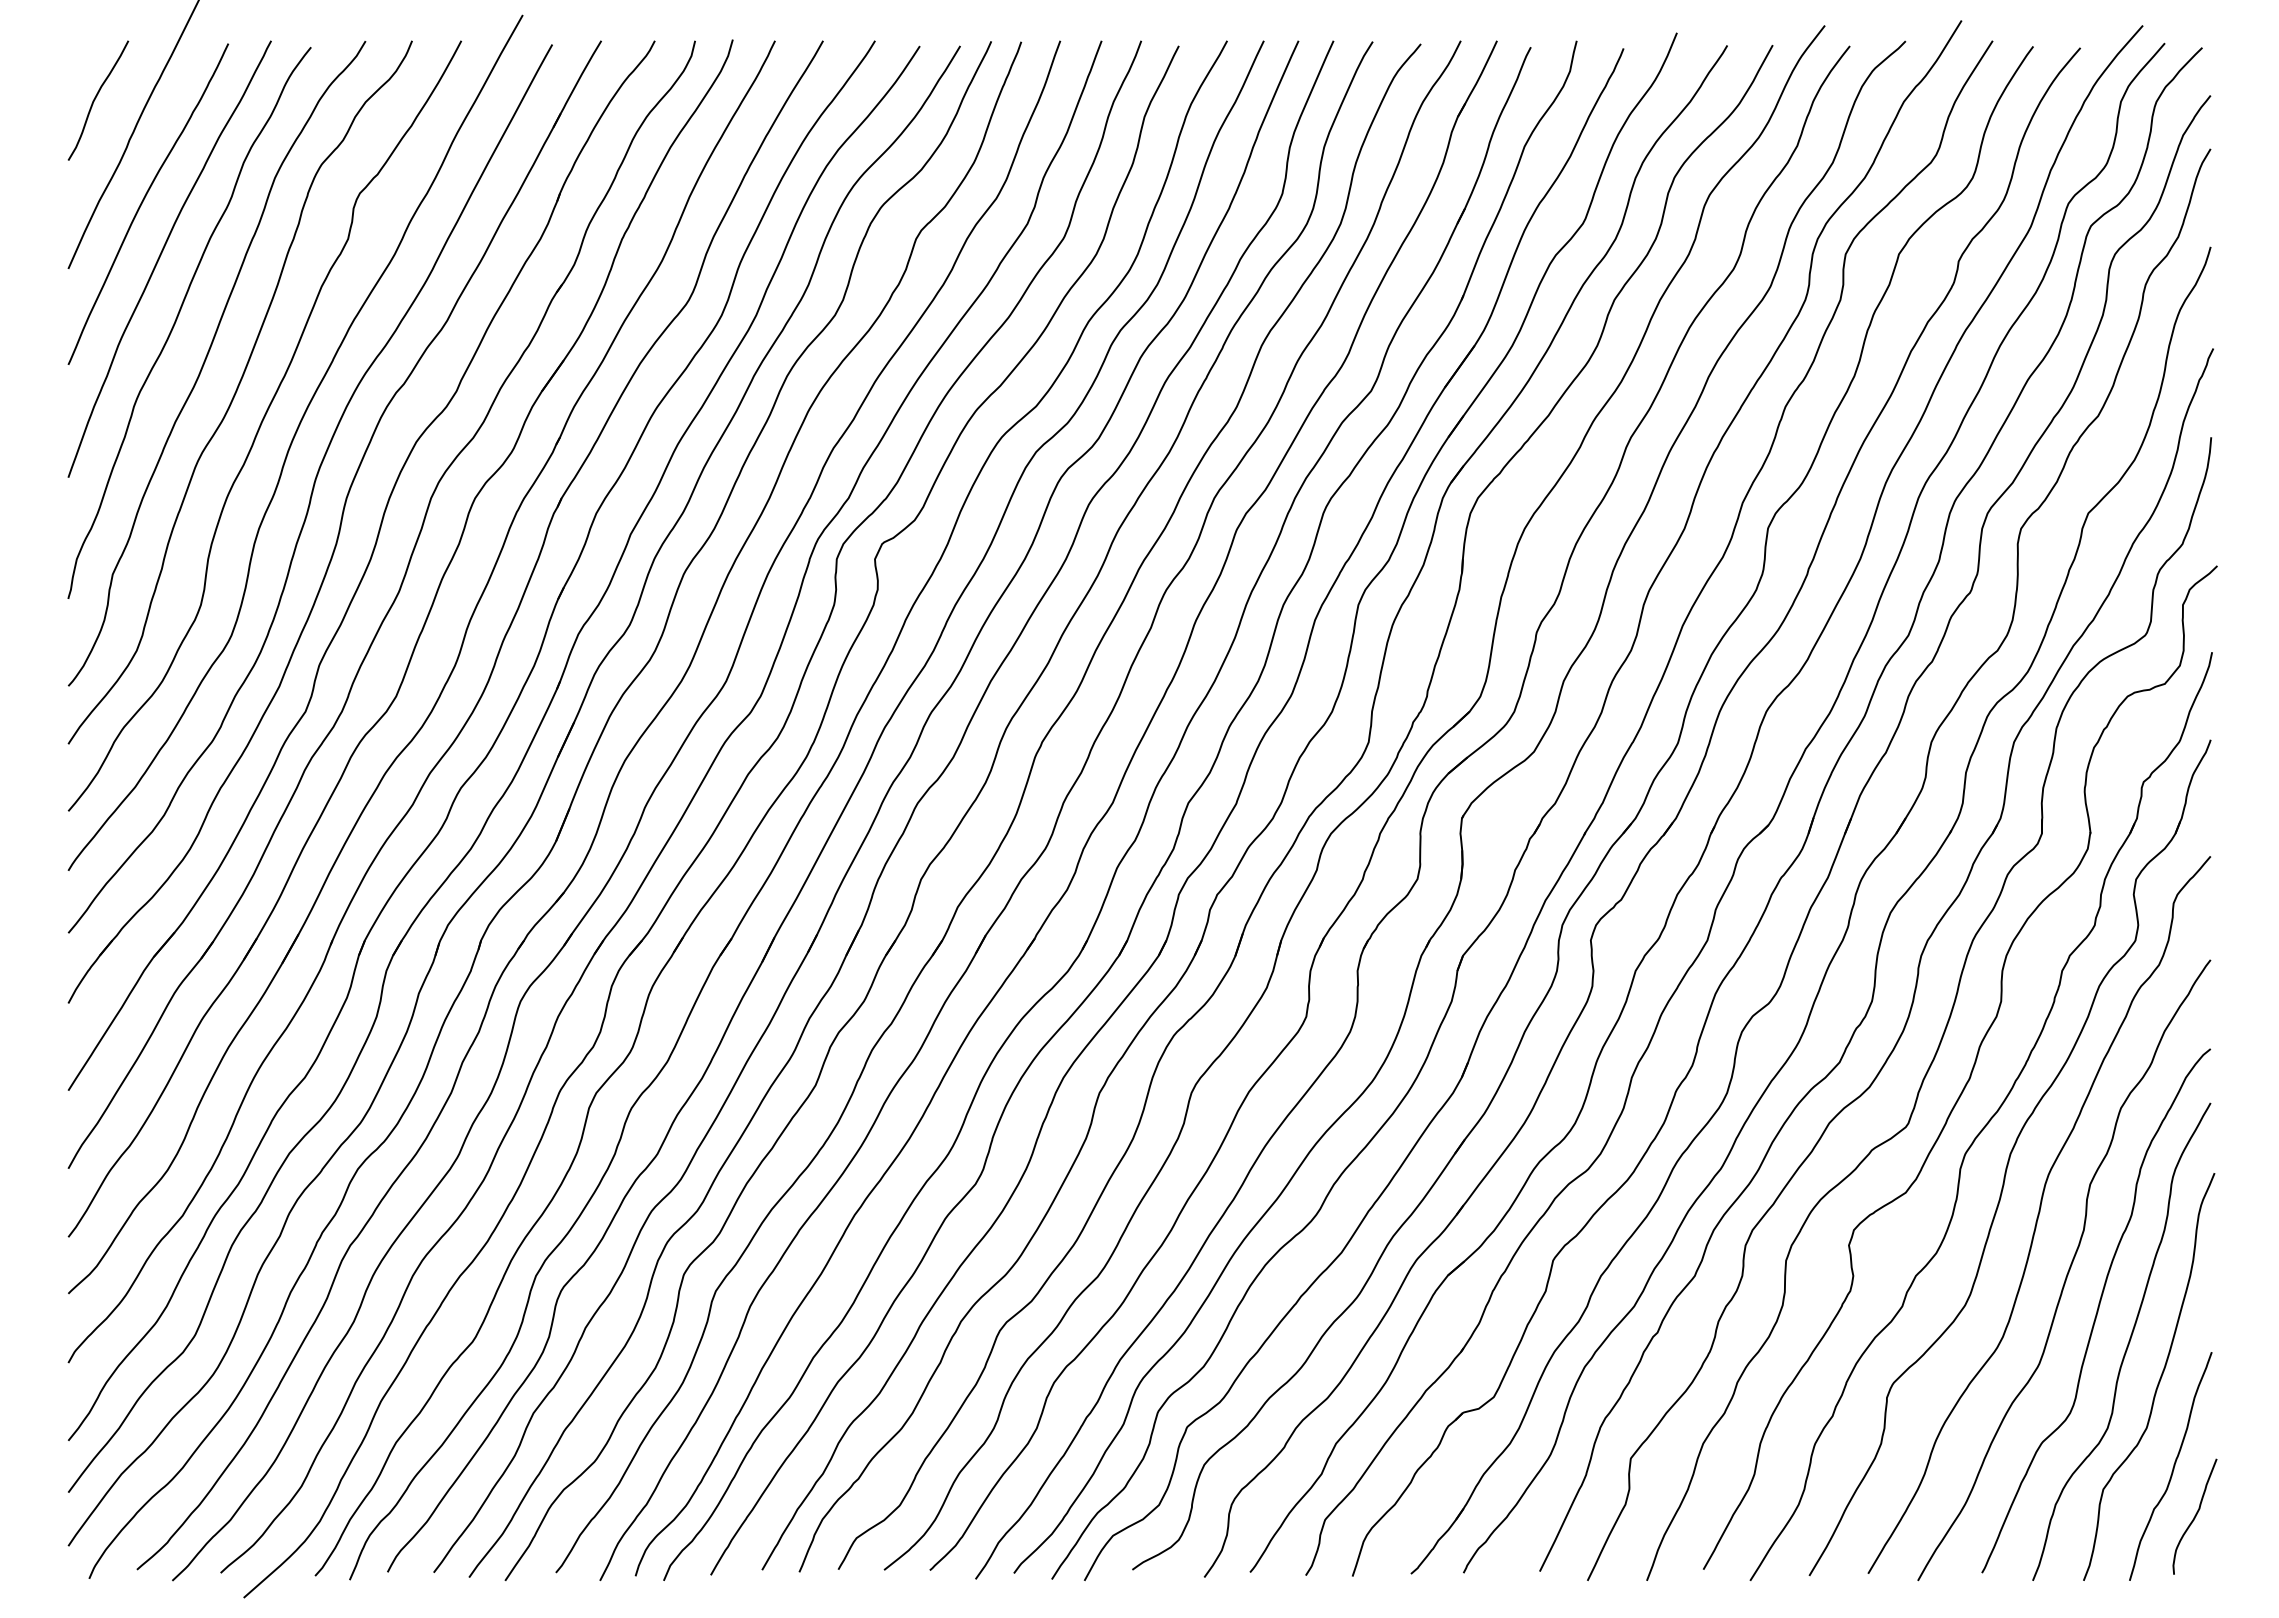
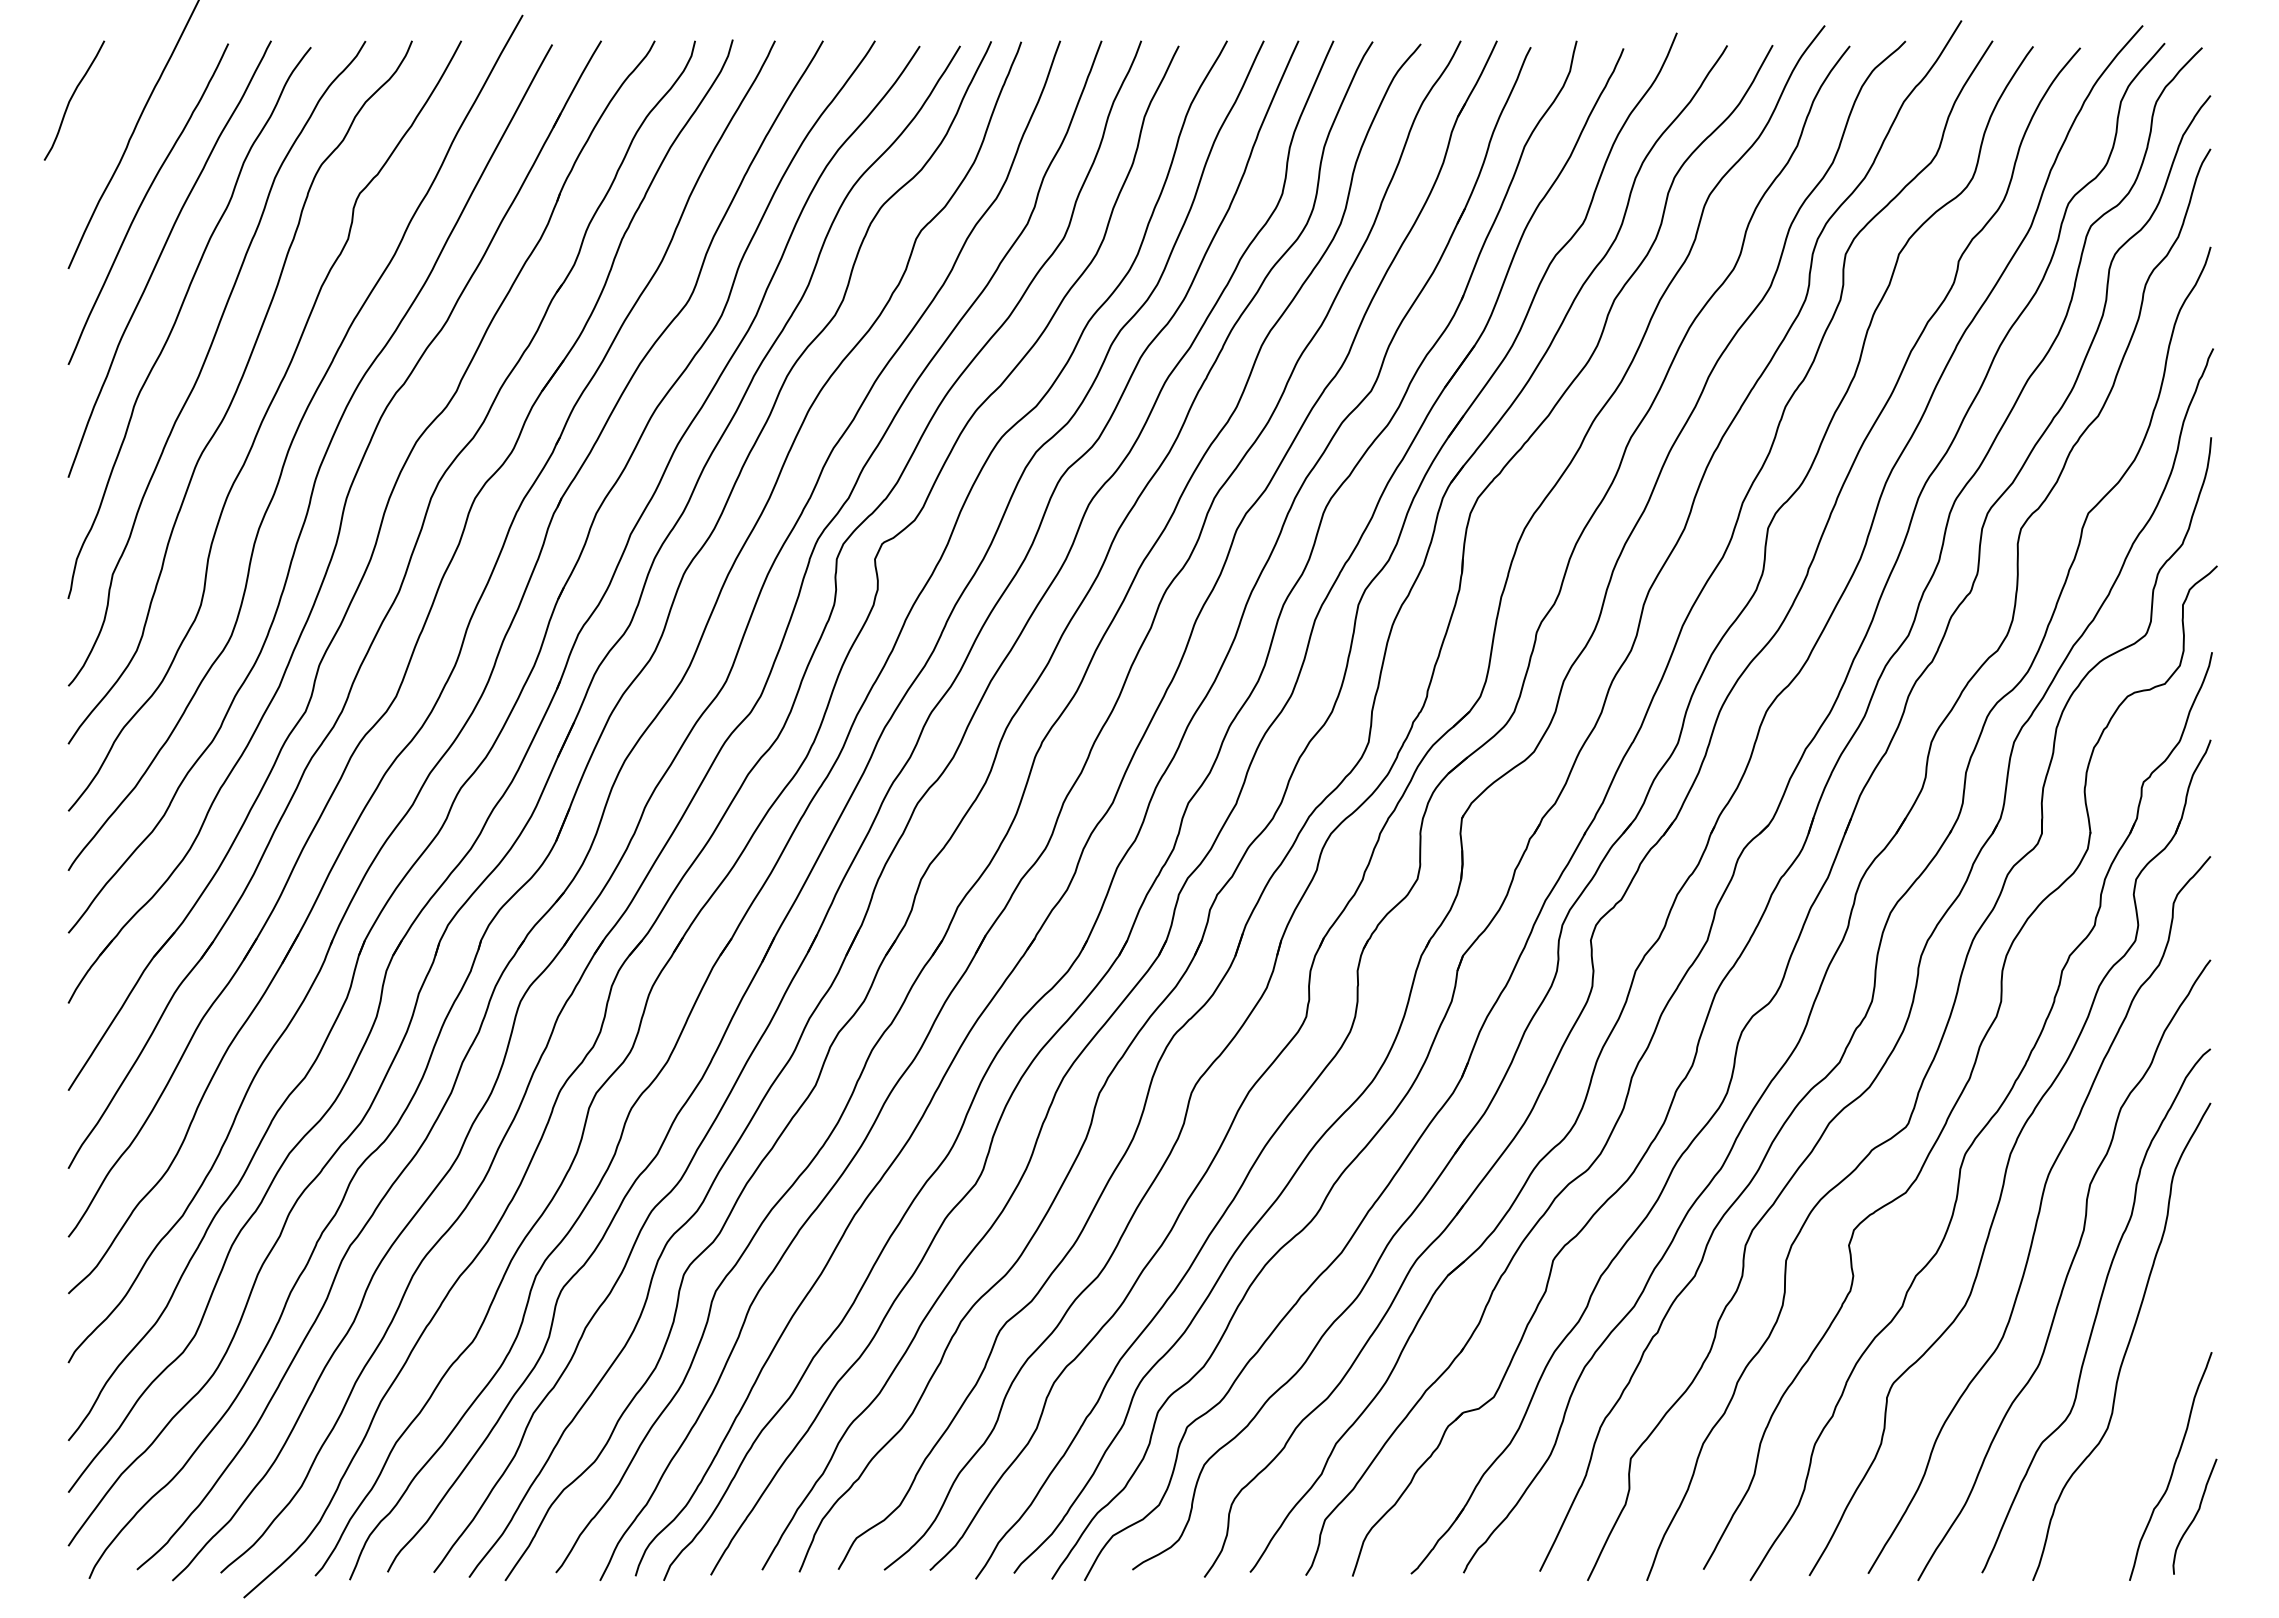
curve position: (96, 98) -> (72, 98) (72, 98)
curve: present -> none (2159, 1378)
